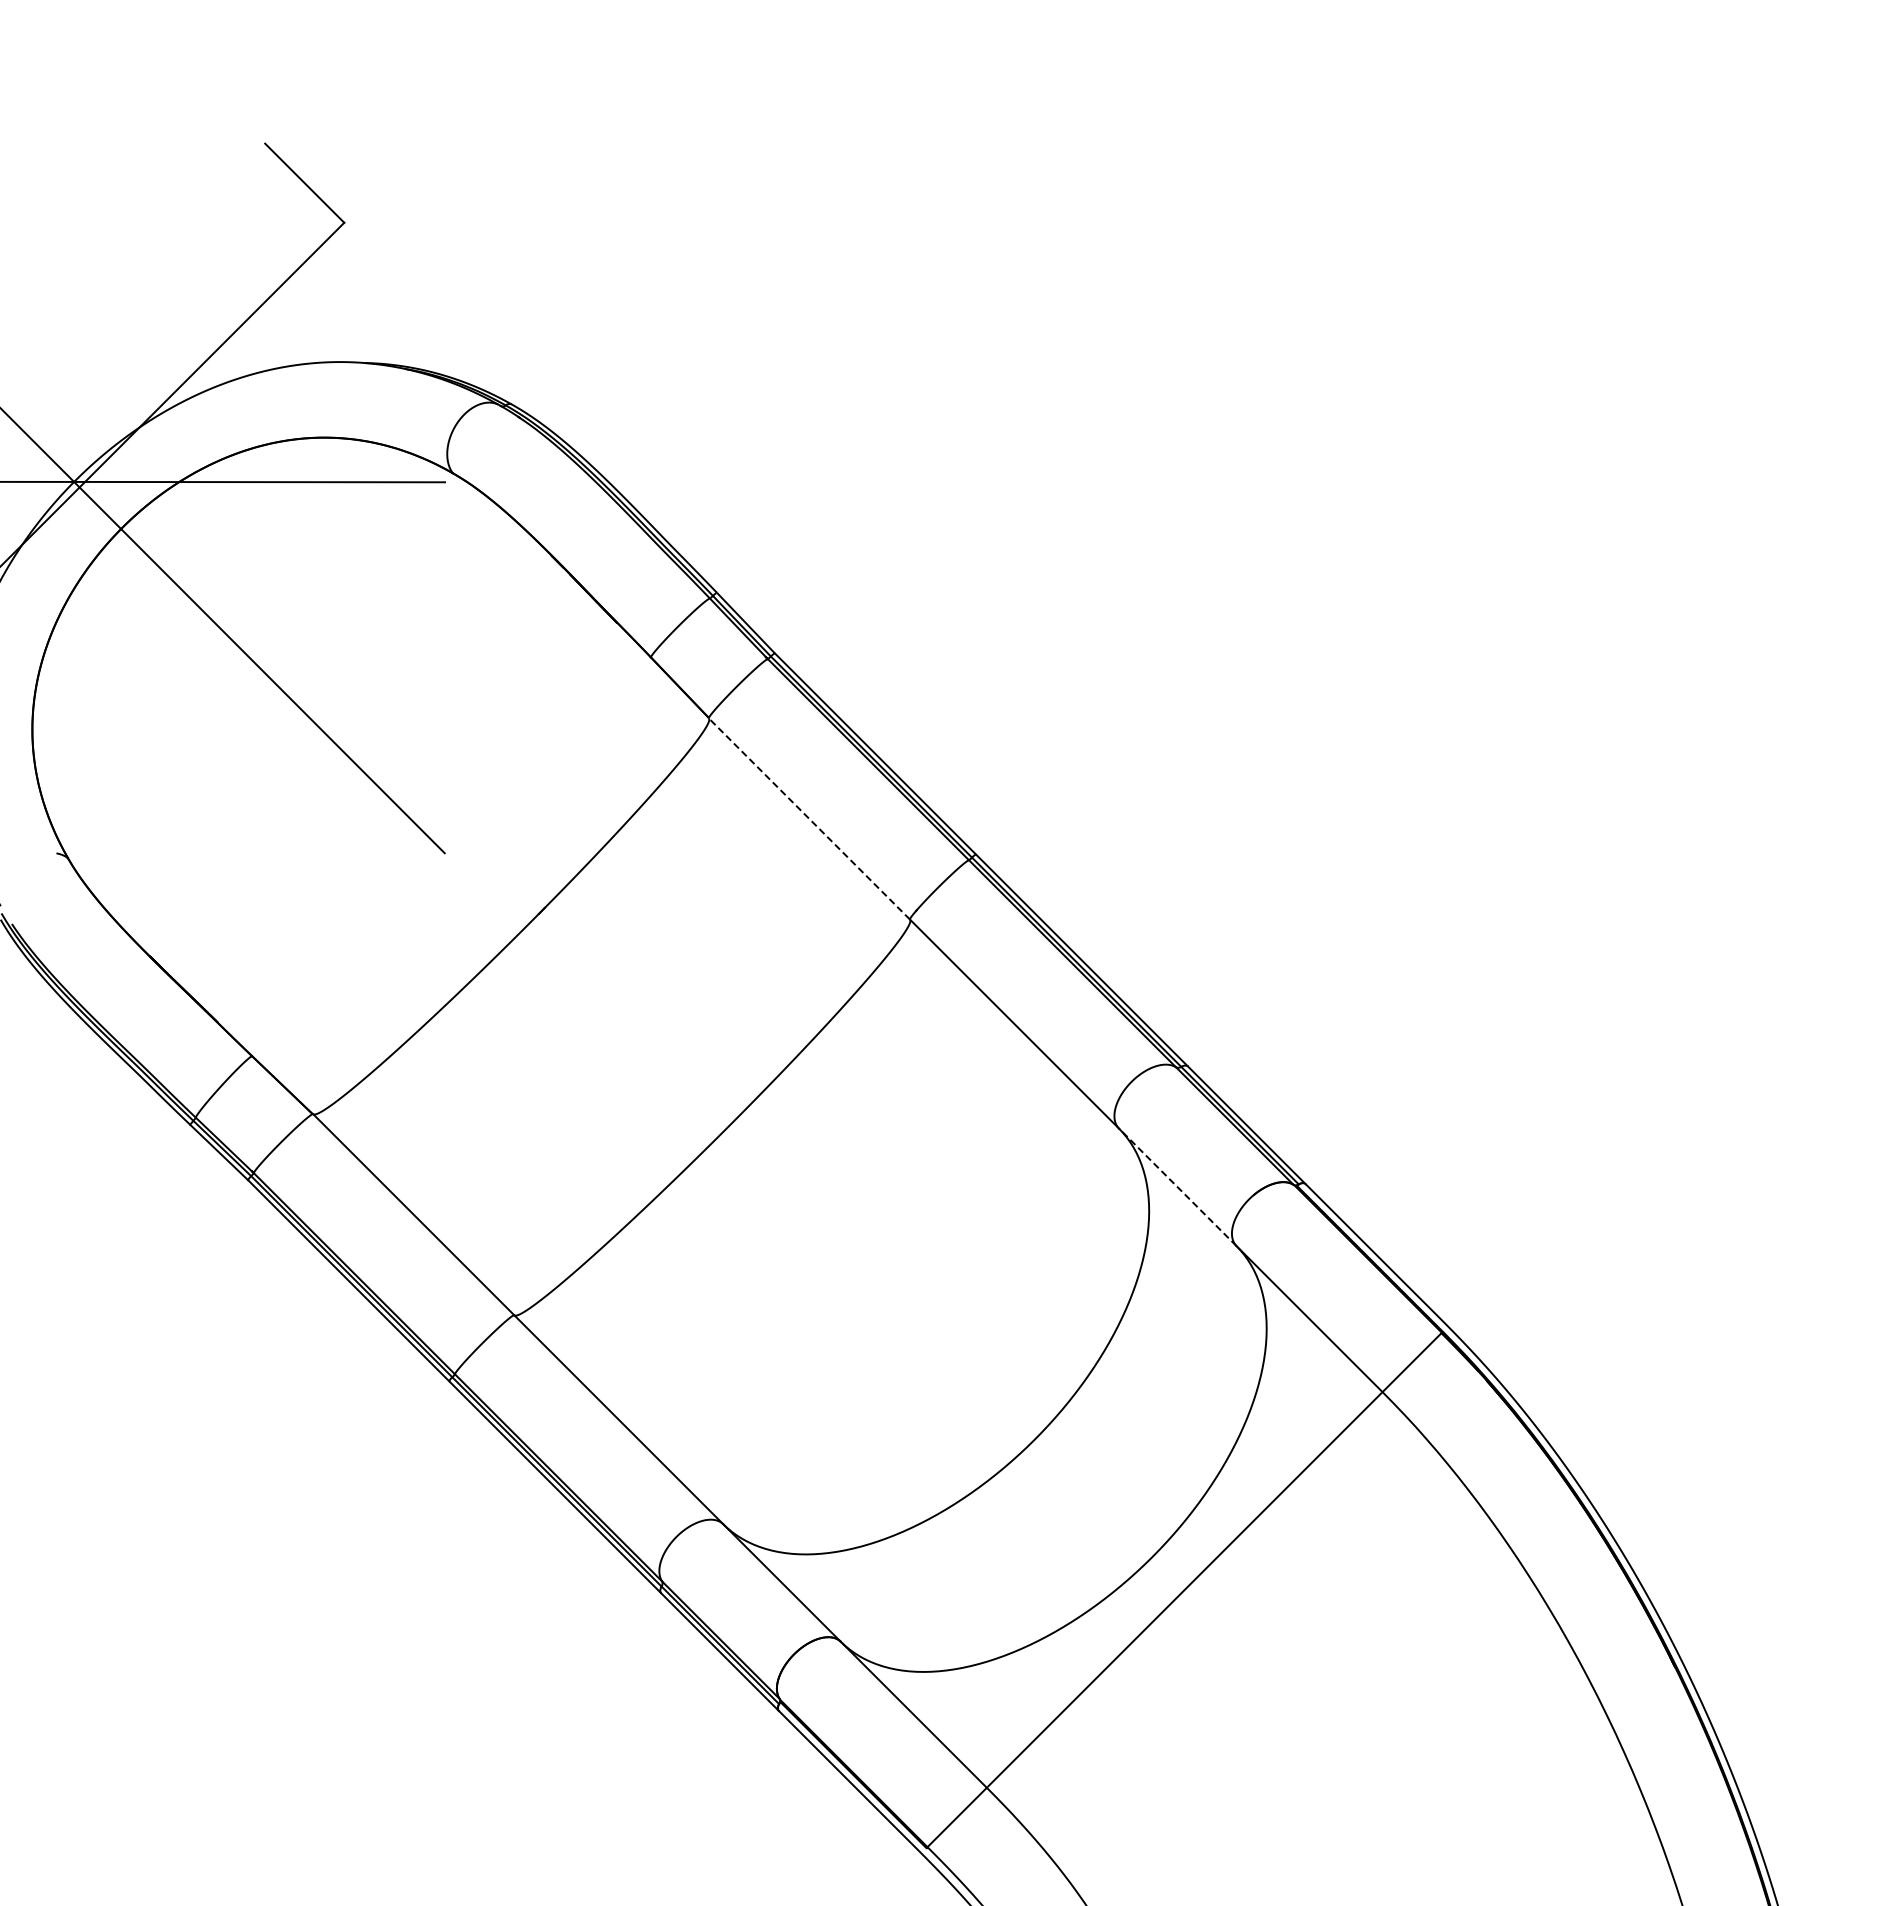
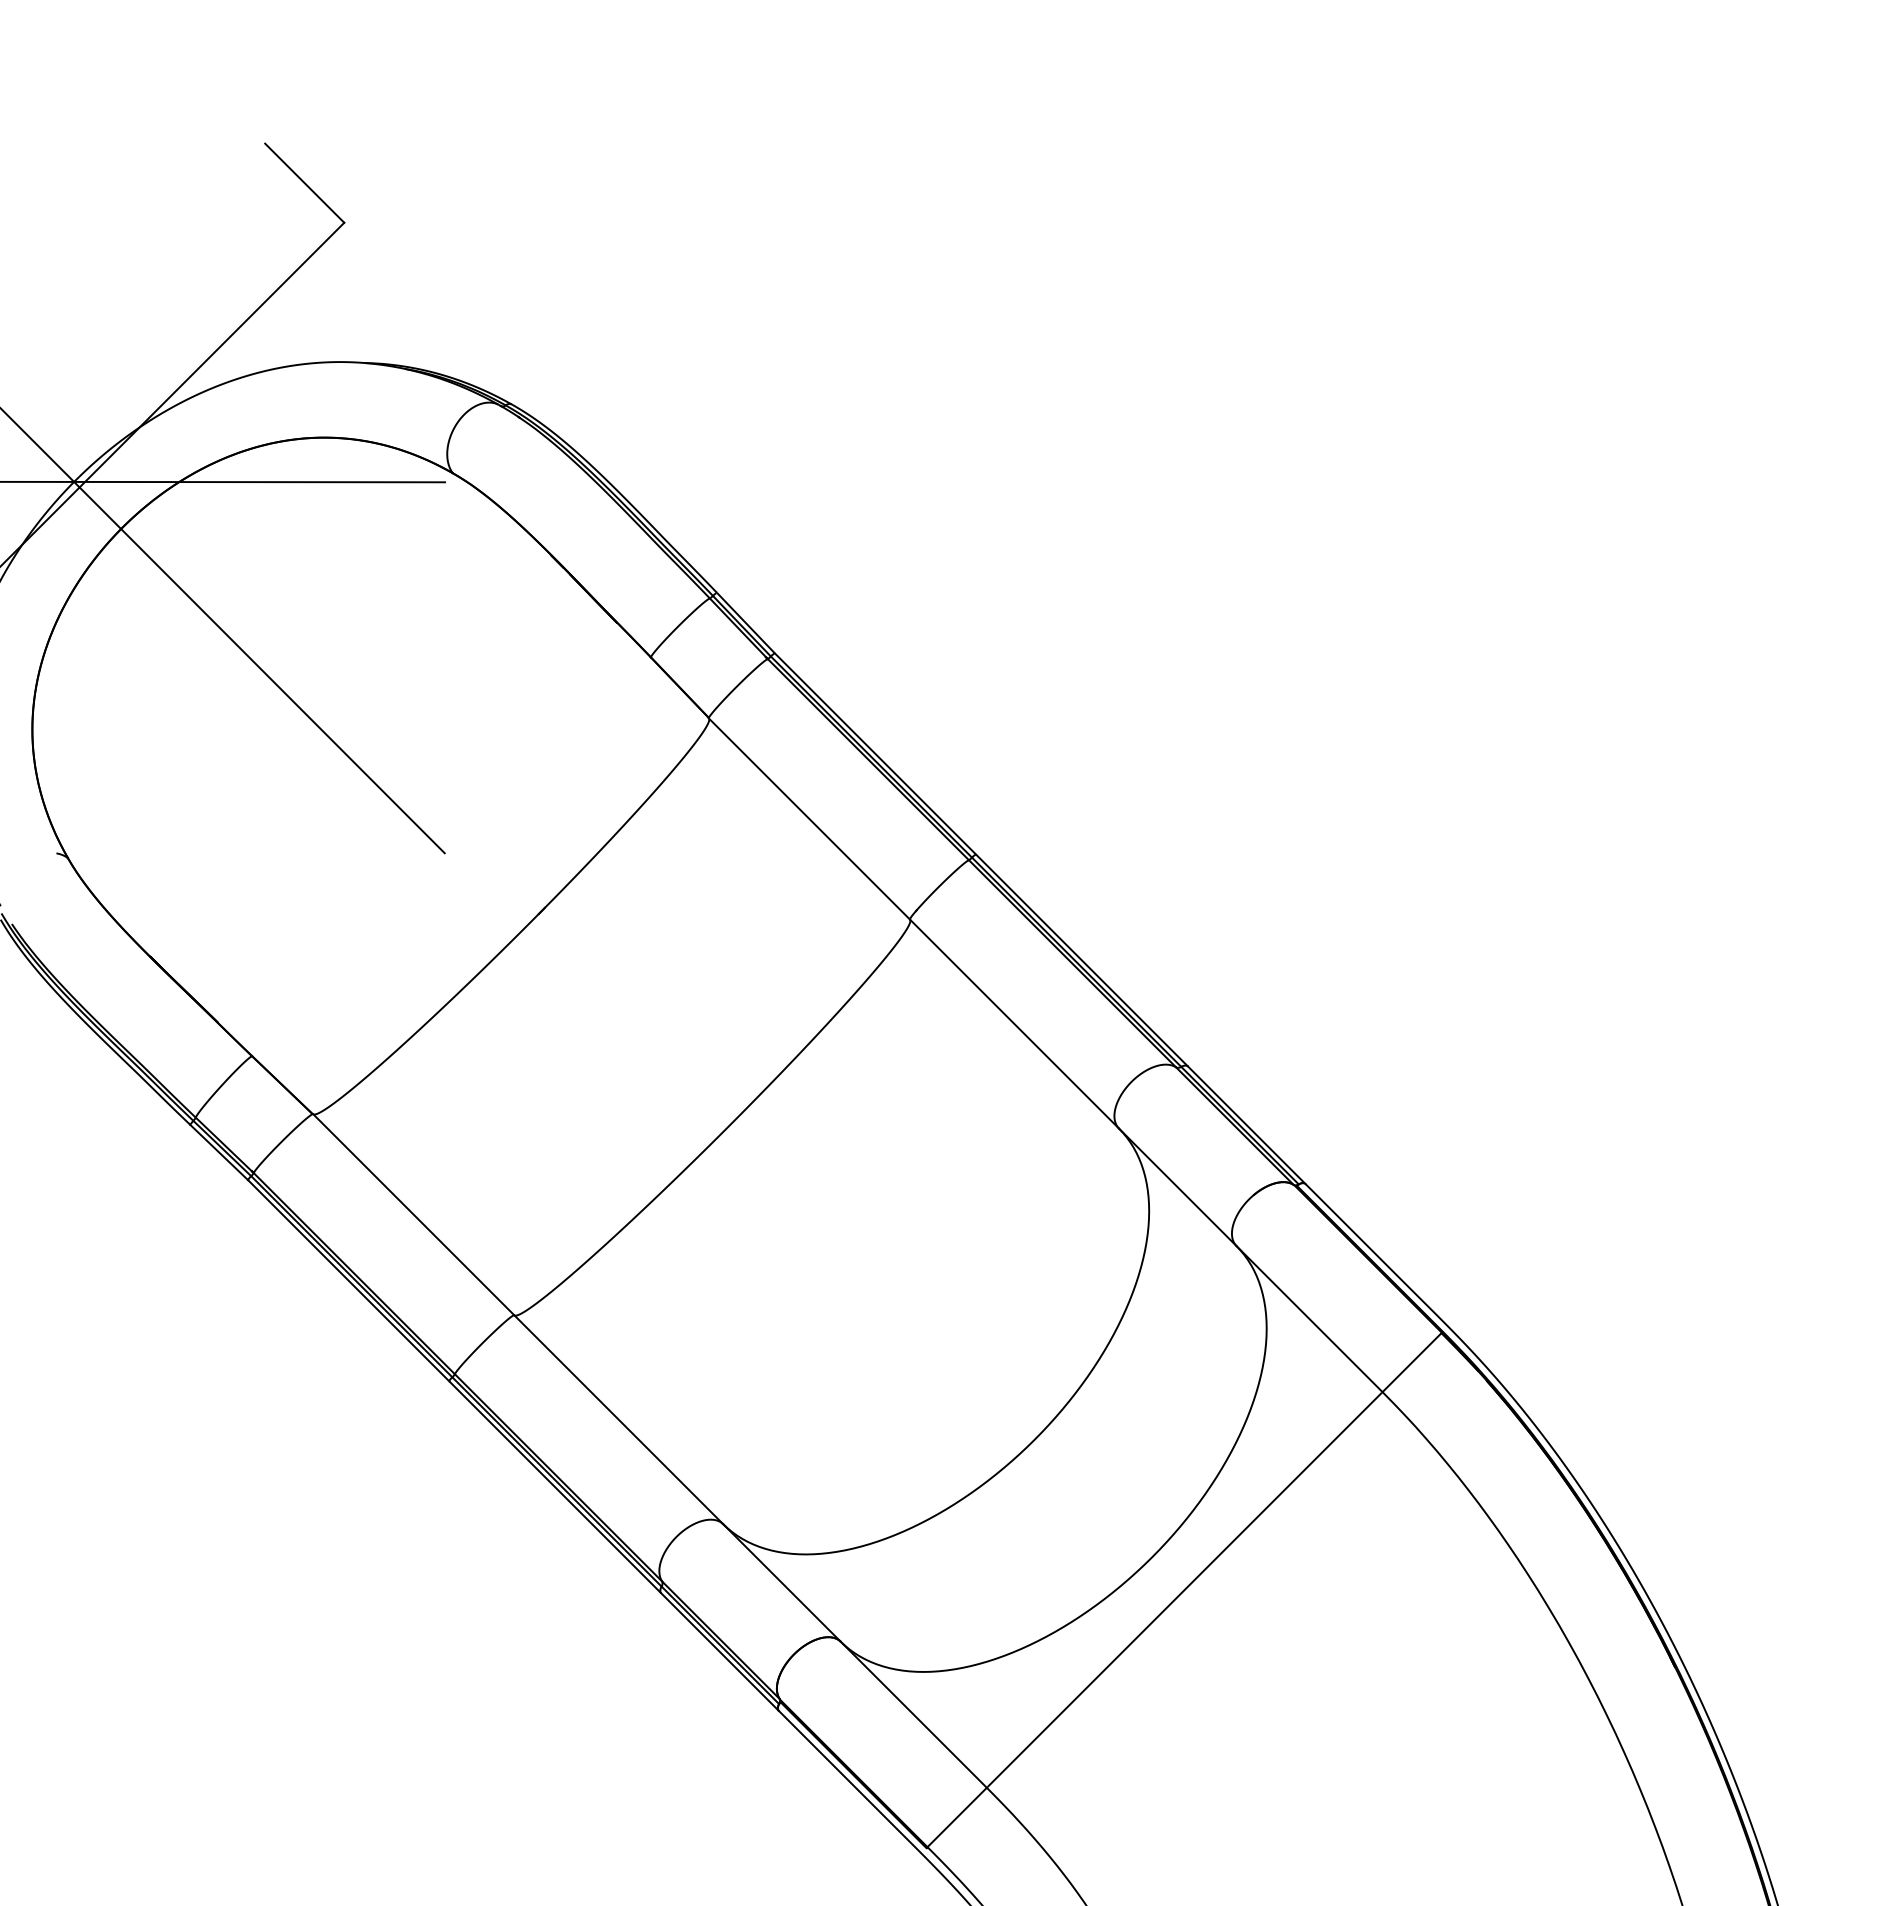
line: dashed -> solid (809, 818)
line: dashed -> solid (1177, 1186)
